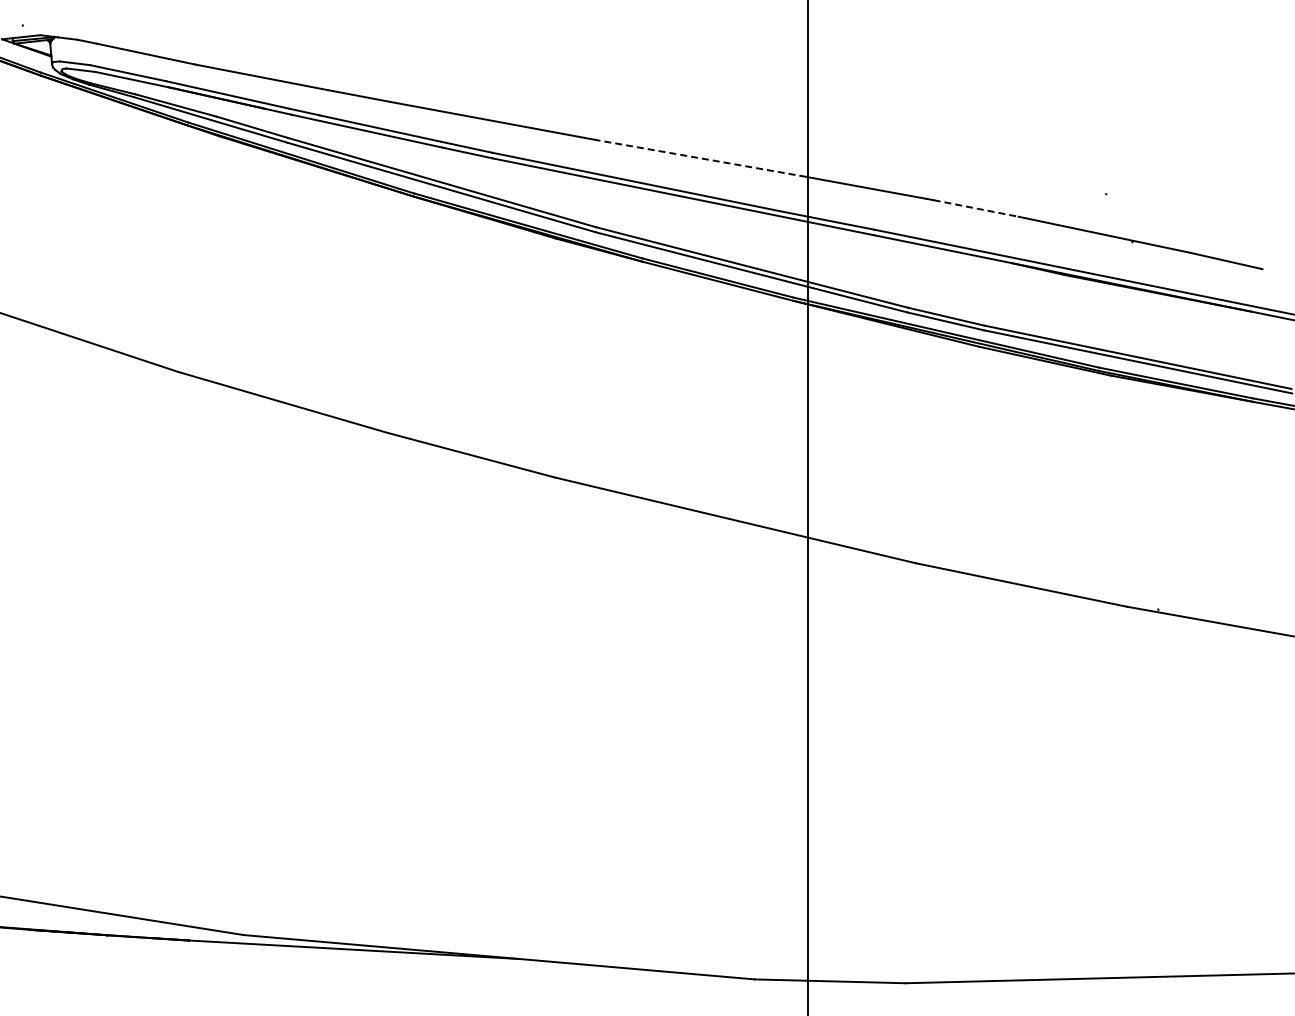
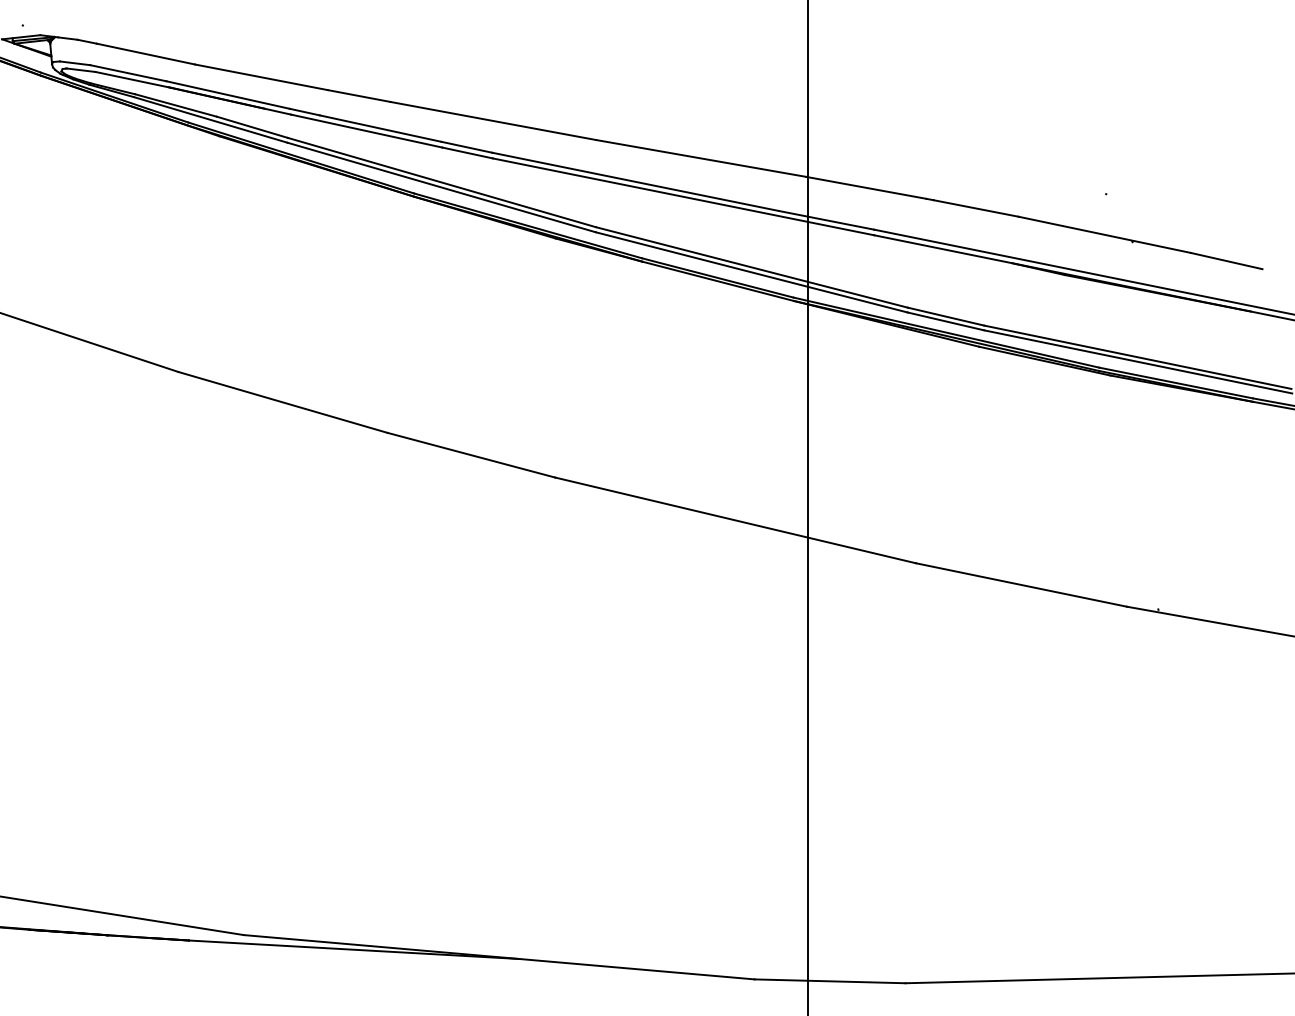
line: dashed -> solid (701, 158)
line: dashed -> solid (976, 208)
